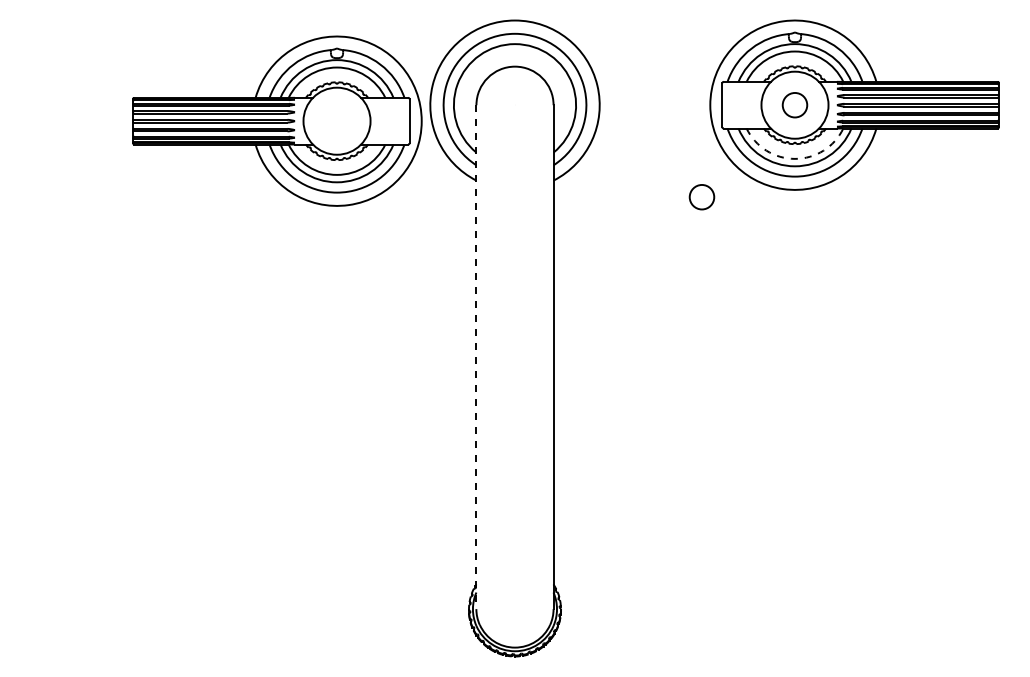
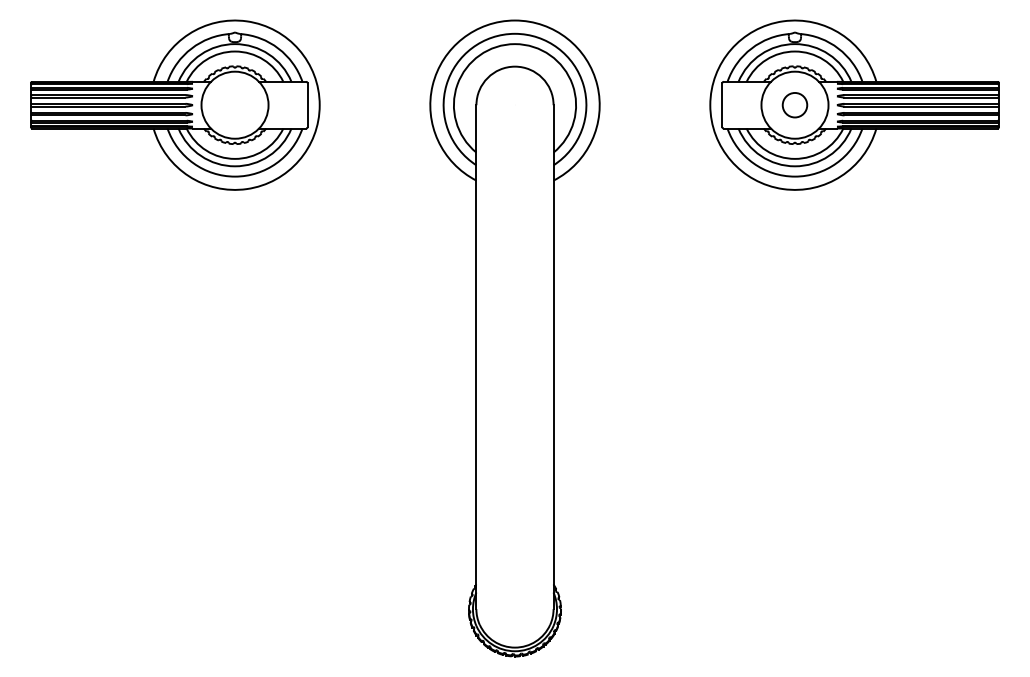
part position: (277, 120) -> (175, 104) (175, 104)
arc: dashed -> solid (794, 158)
circle: present -> none (701, 197)
line: dashed -> solid (476, 357)
